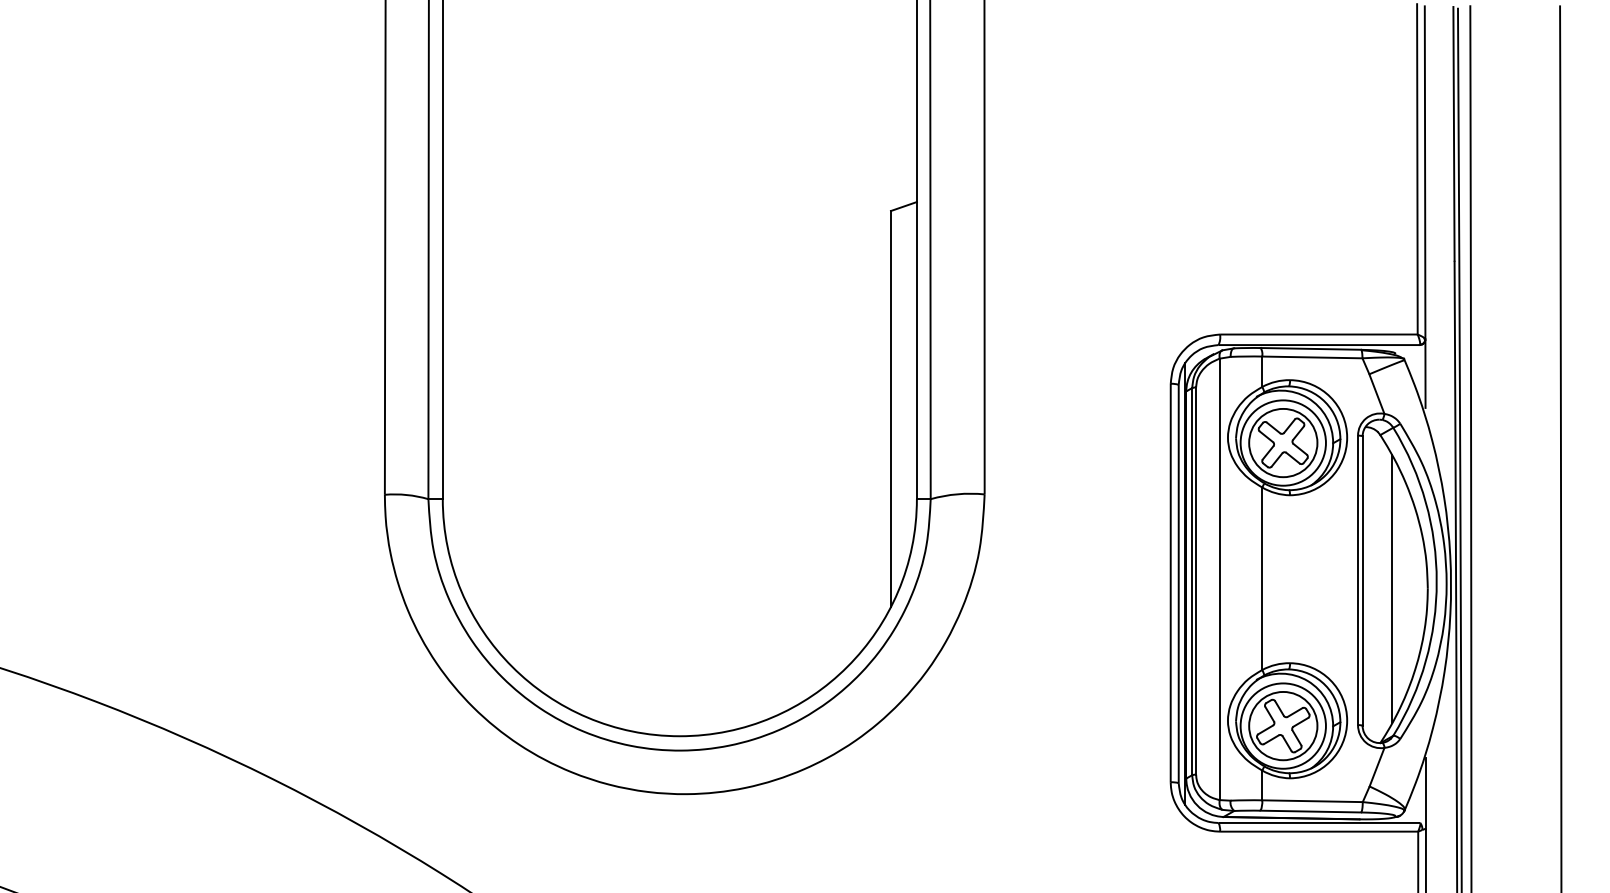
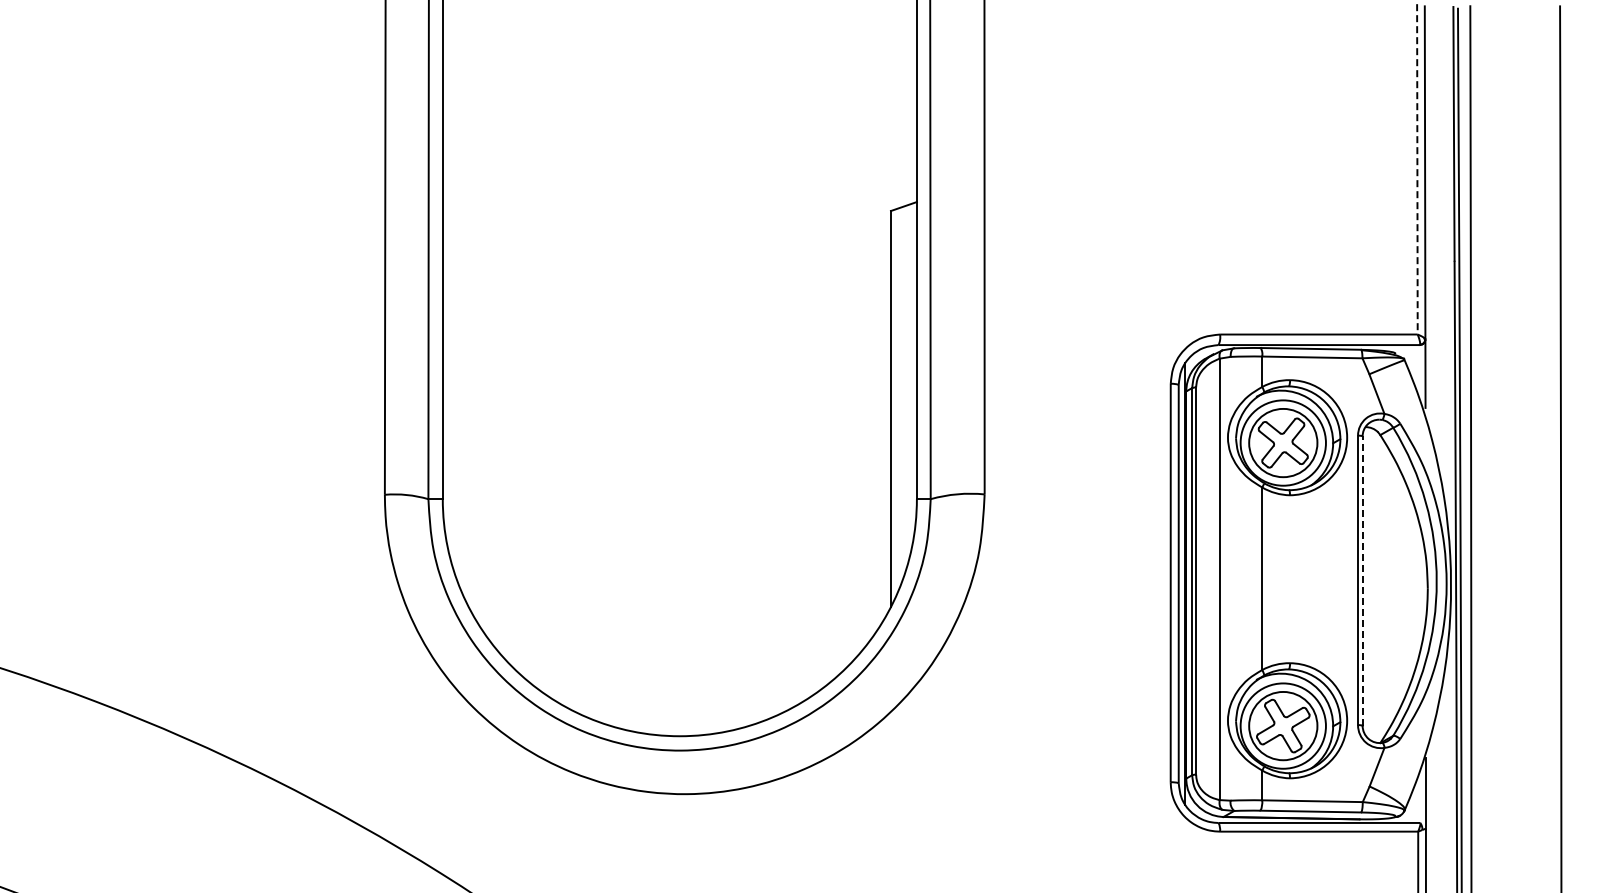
line: solid -> dashed (1417, 169)
line: solid -> dashed (1362, 581)
line: present -> none (1392, 589)
